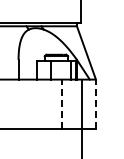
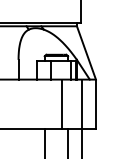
line: dashed -> solid (61, 104)
line: dashed -> solid (95, 104)
line: none -> present (44, 142)
line: none -> present (68, 142)
